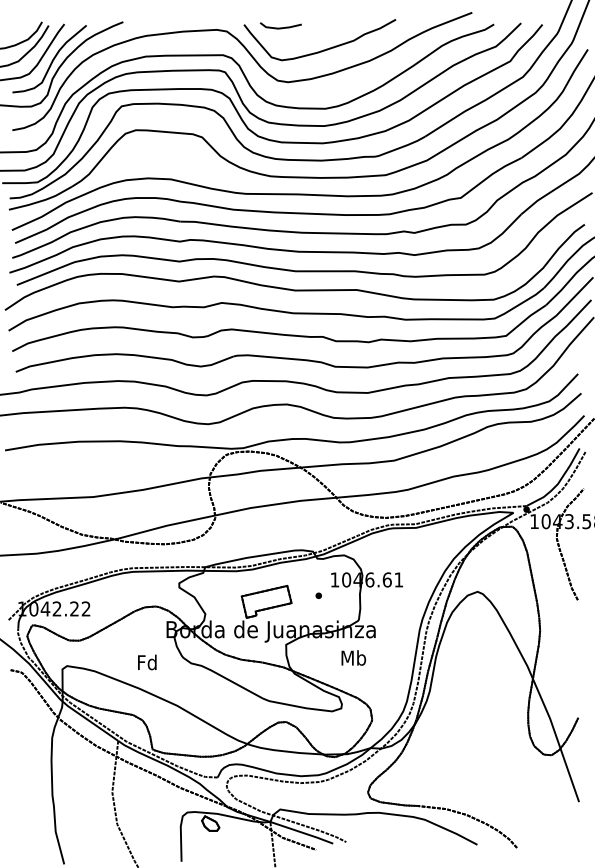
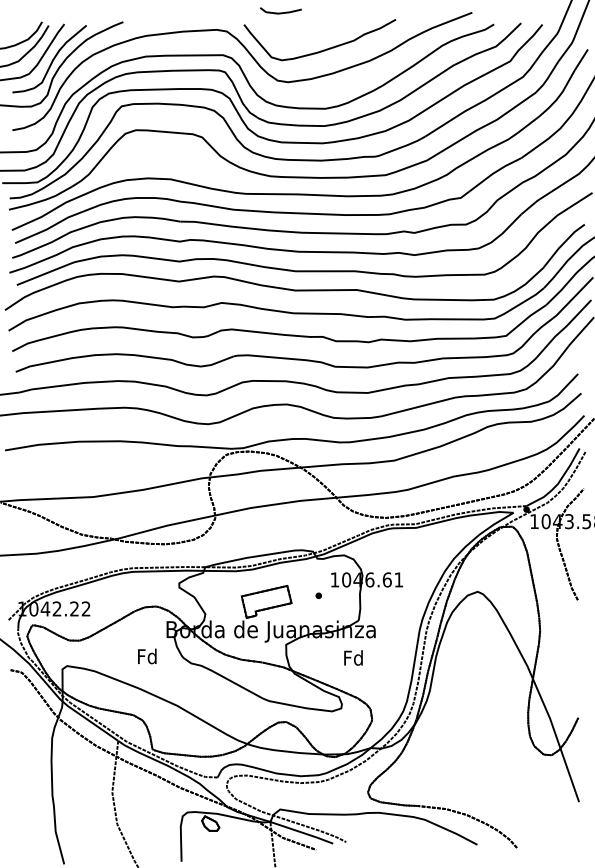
line position: (280, 27) -> (280, 12) (280, 12)
text: Mb -> Fd (353, 657)
text position: (147, 662) -> (147, 656) (147, 656)
